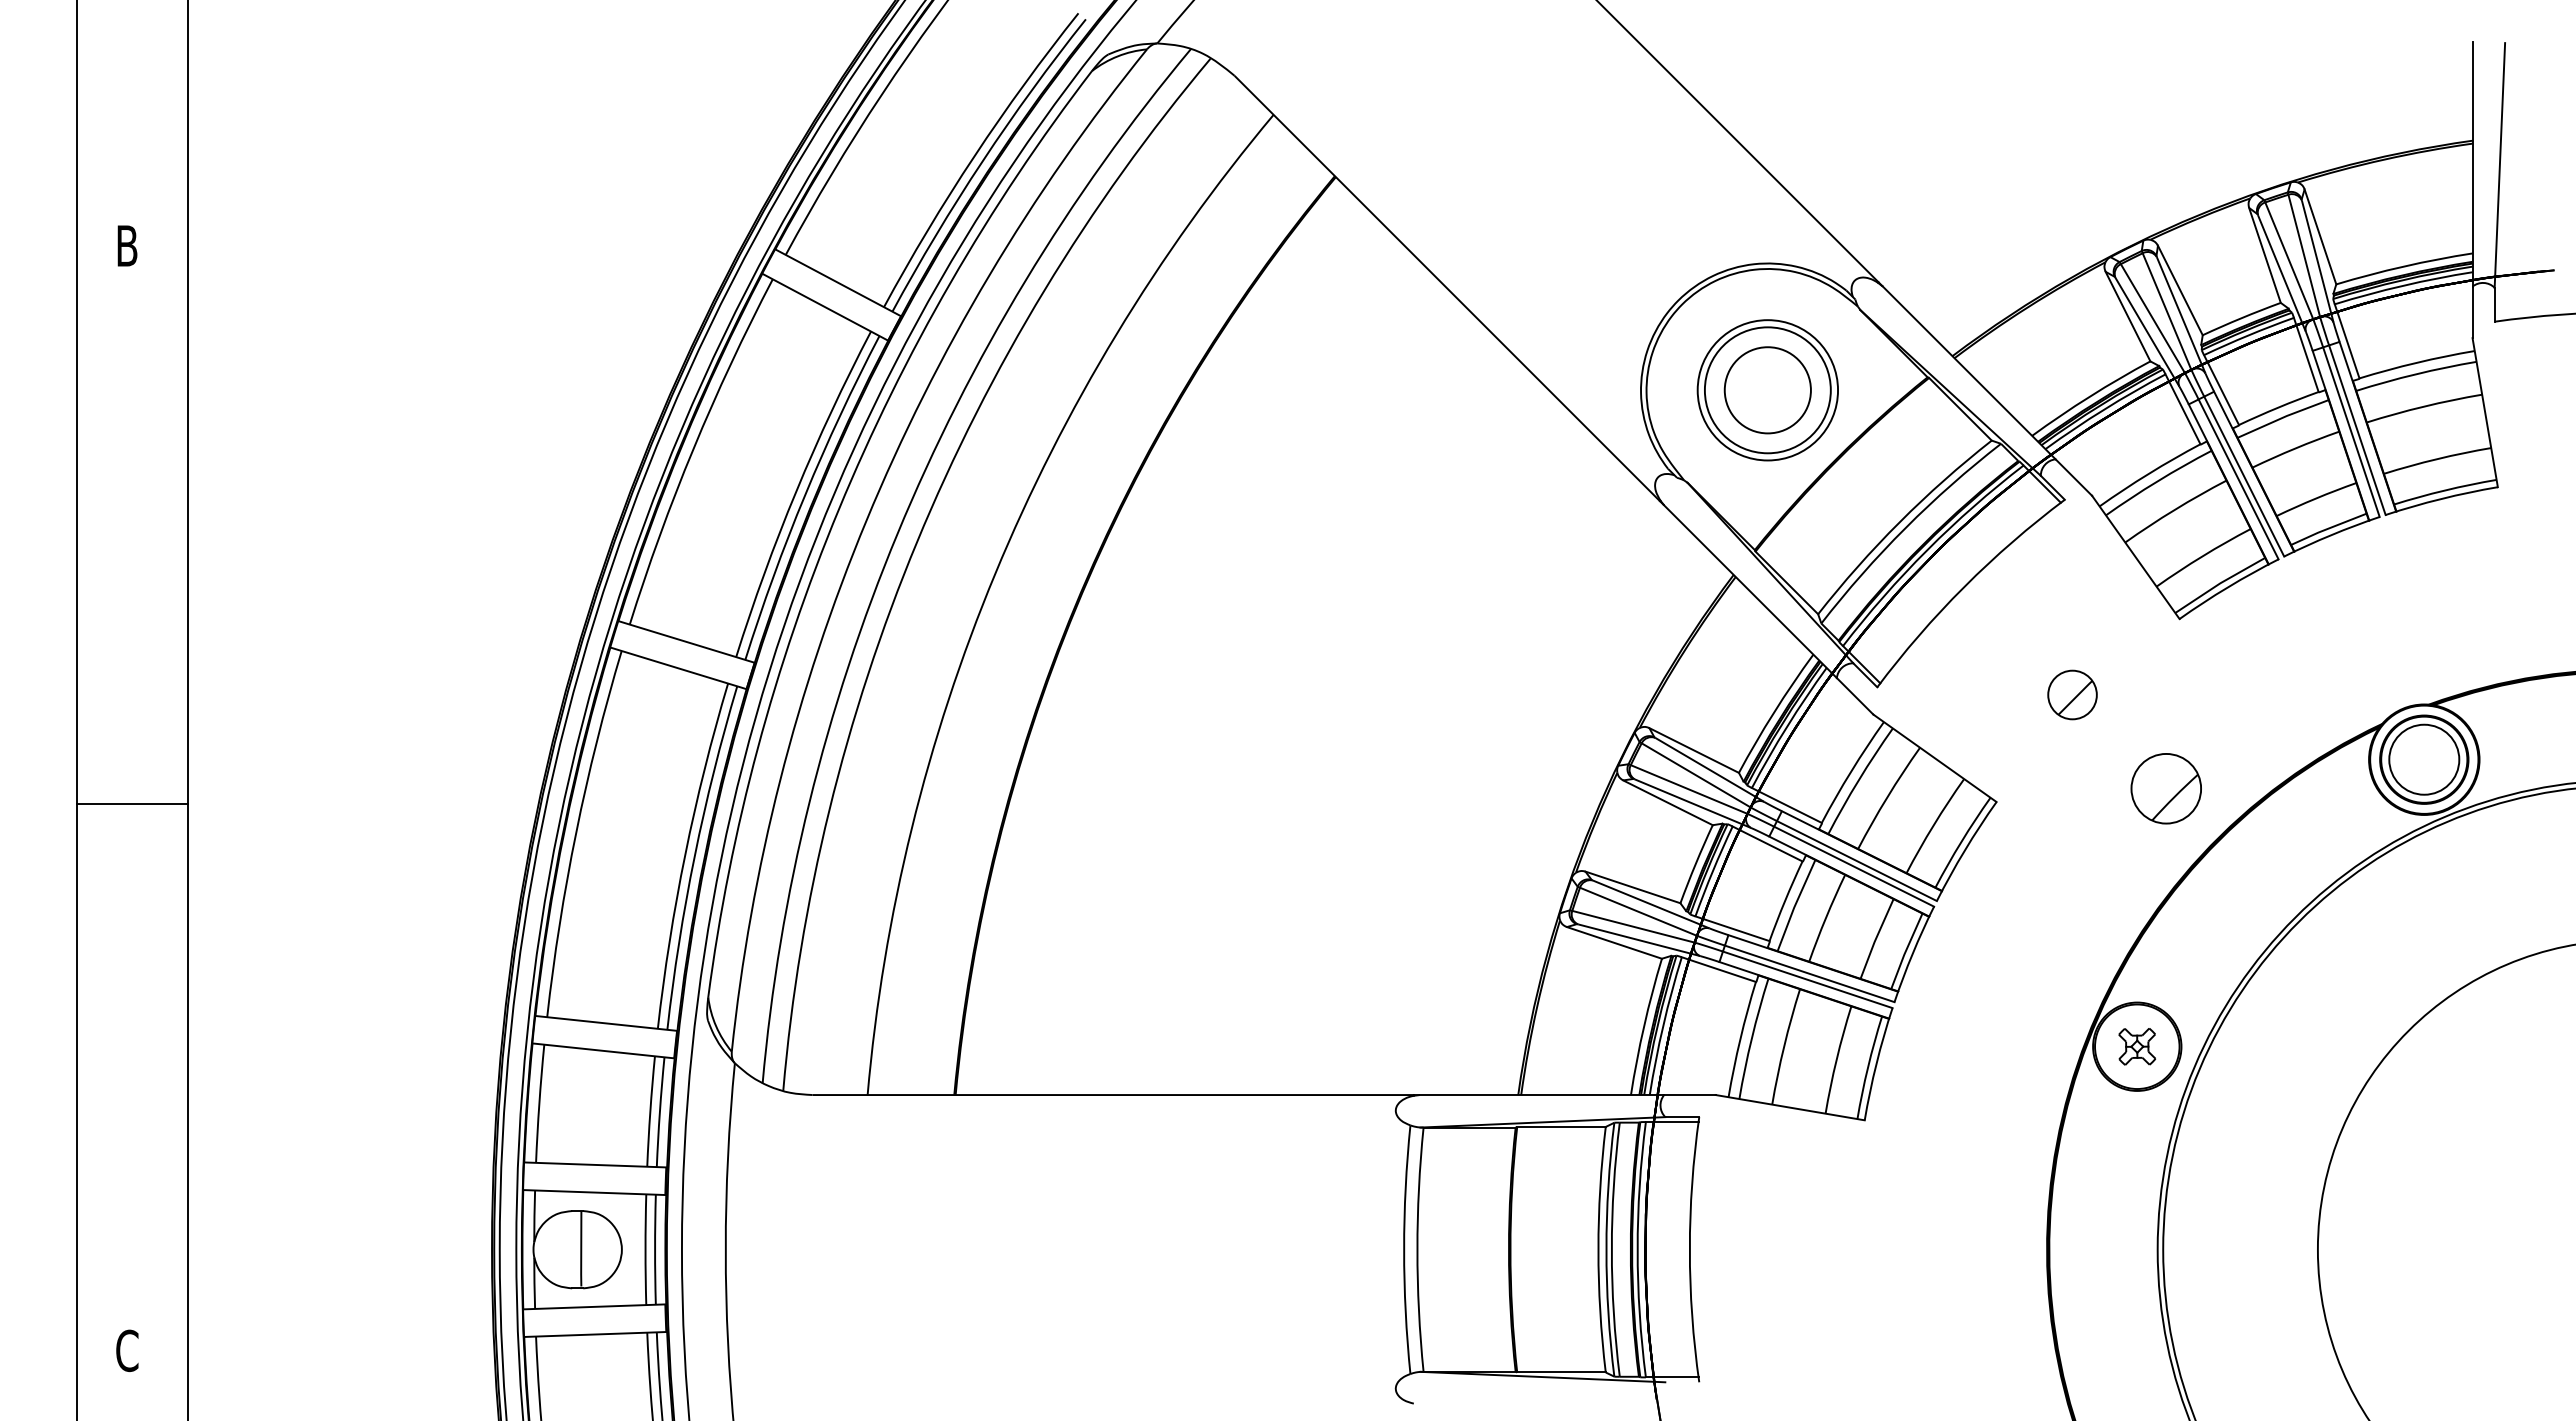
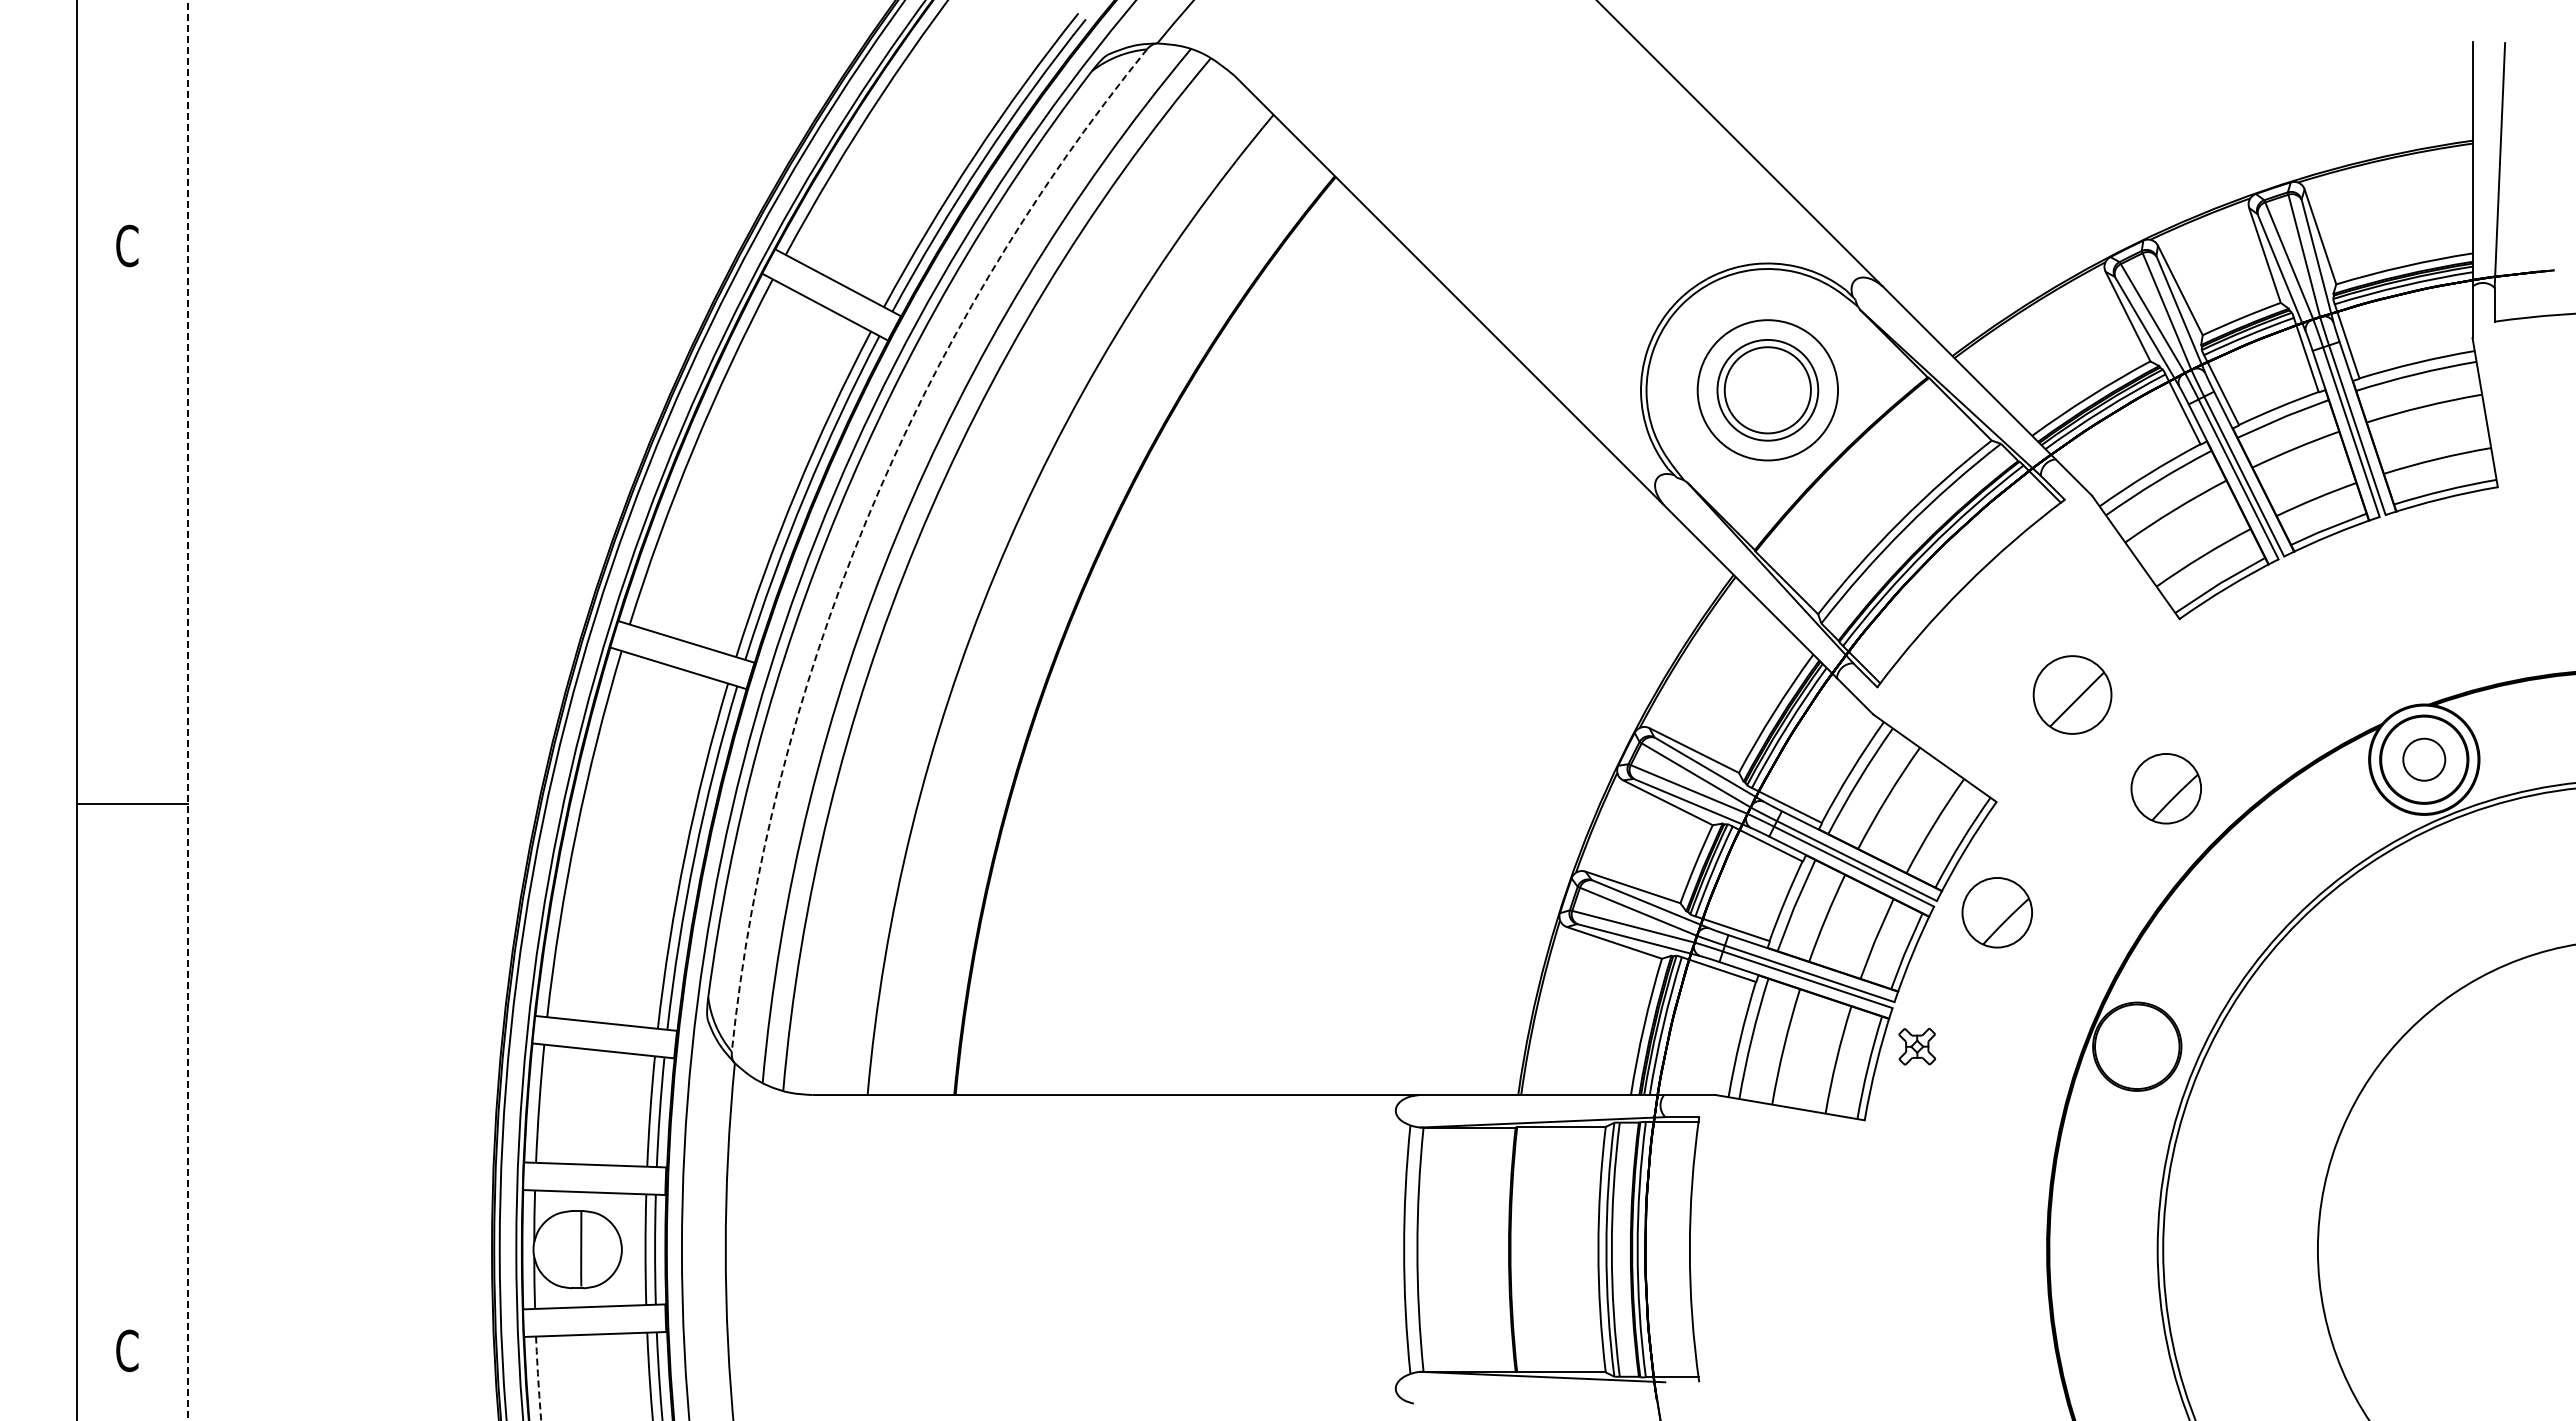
text: B -> C (127, 245)
circle diameter: 126 px -> 101 px (1767, 389)
arc: solid -> dashed (866, 520)
part size: 51x52 px -> 81x80 px (2072, 694)
line: solid -> dashed (187, 710)
circle diameter: 70 px -> 42 px (2424, 759)
part: none -> present (1996, 912)
part position: (2136, 1046) -> (1916, 1046) (1916, 1046)
arc: solid -> dashed (538, 1378)
